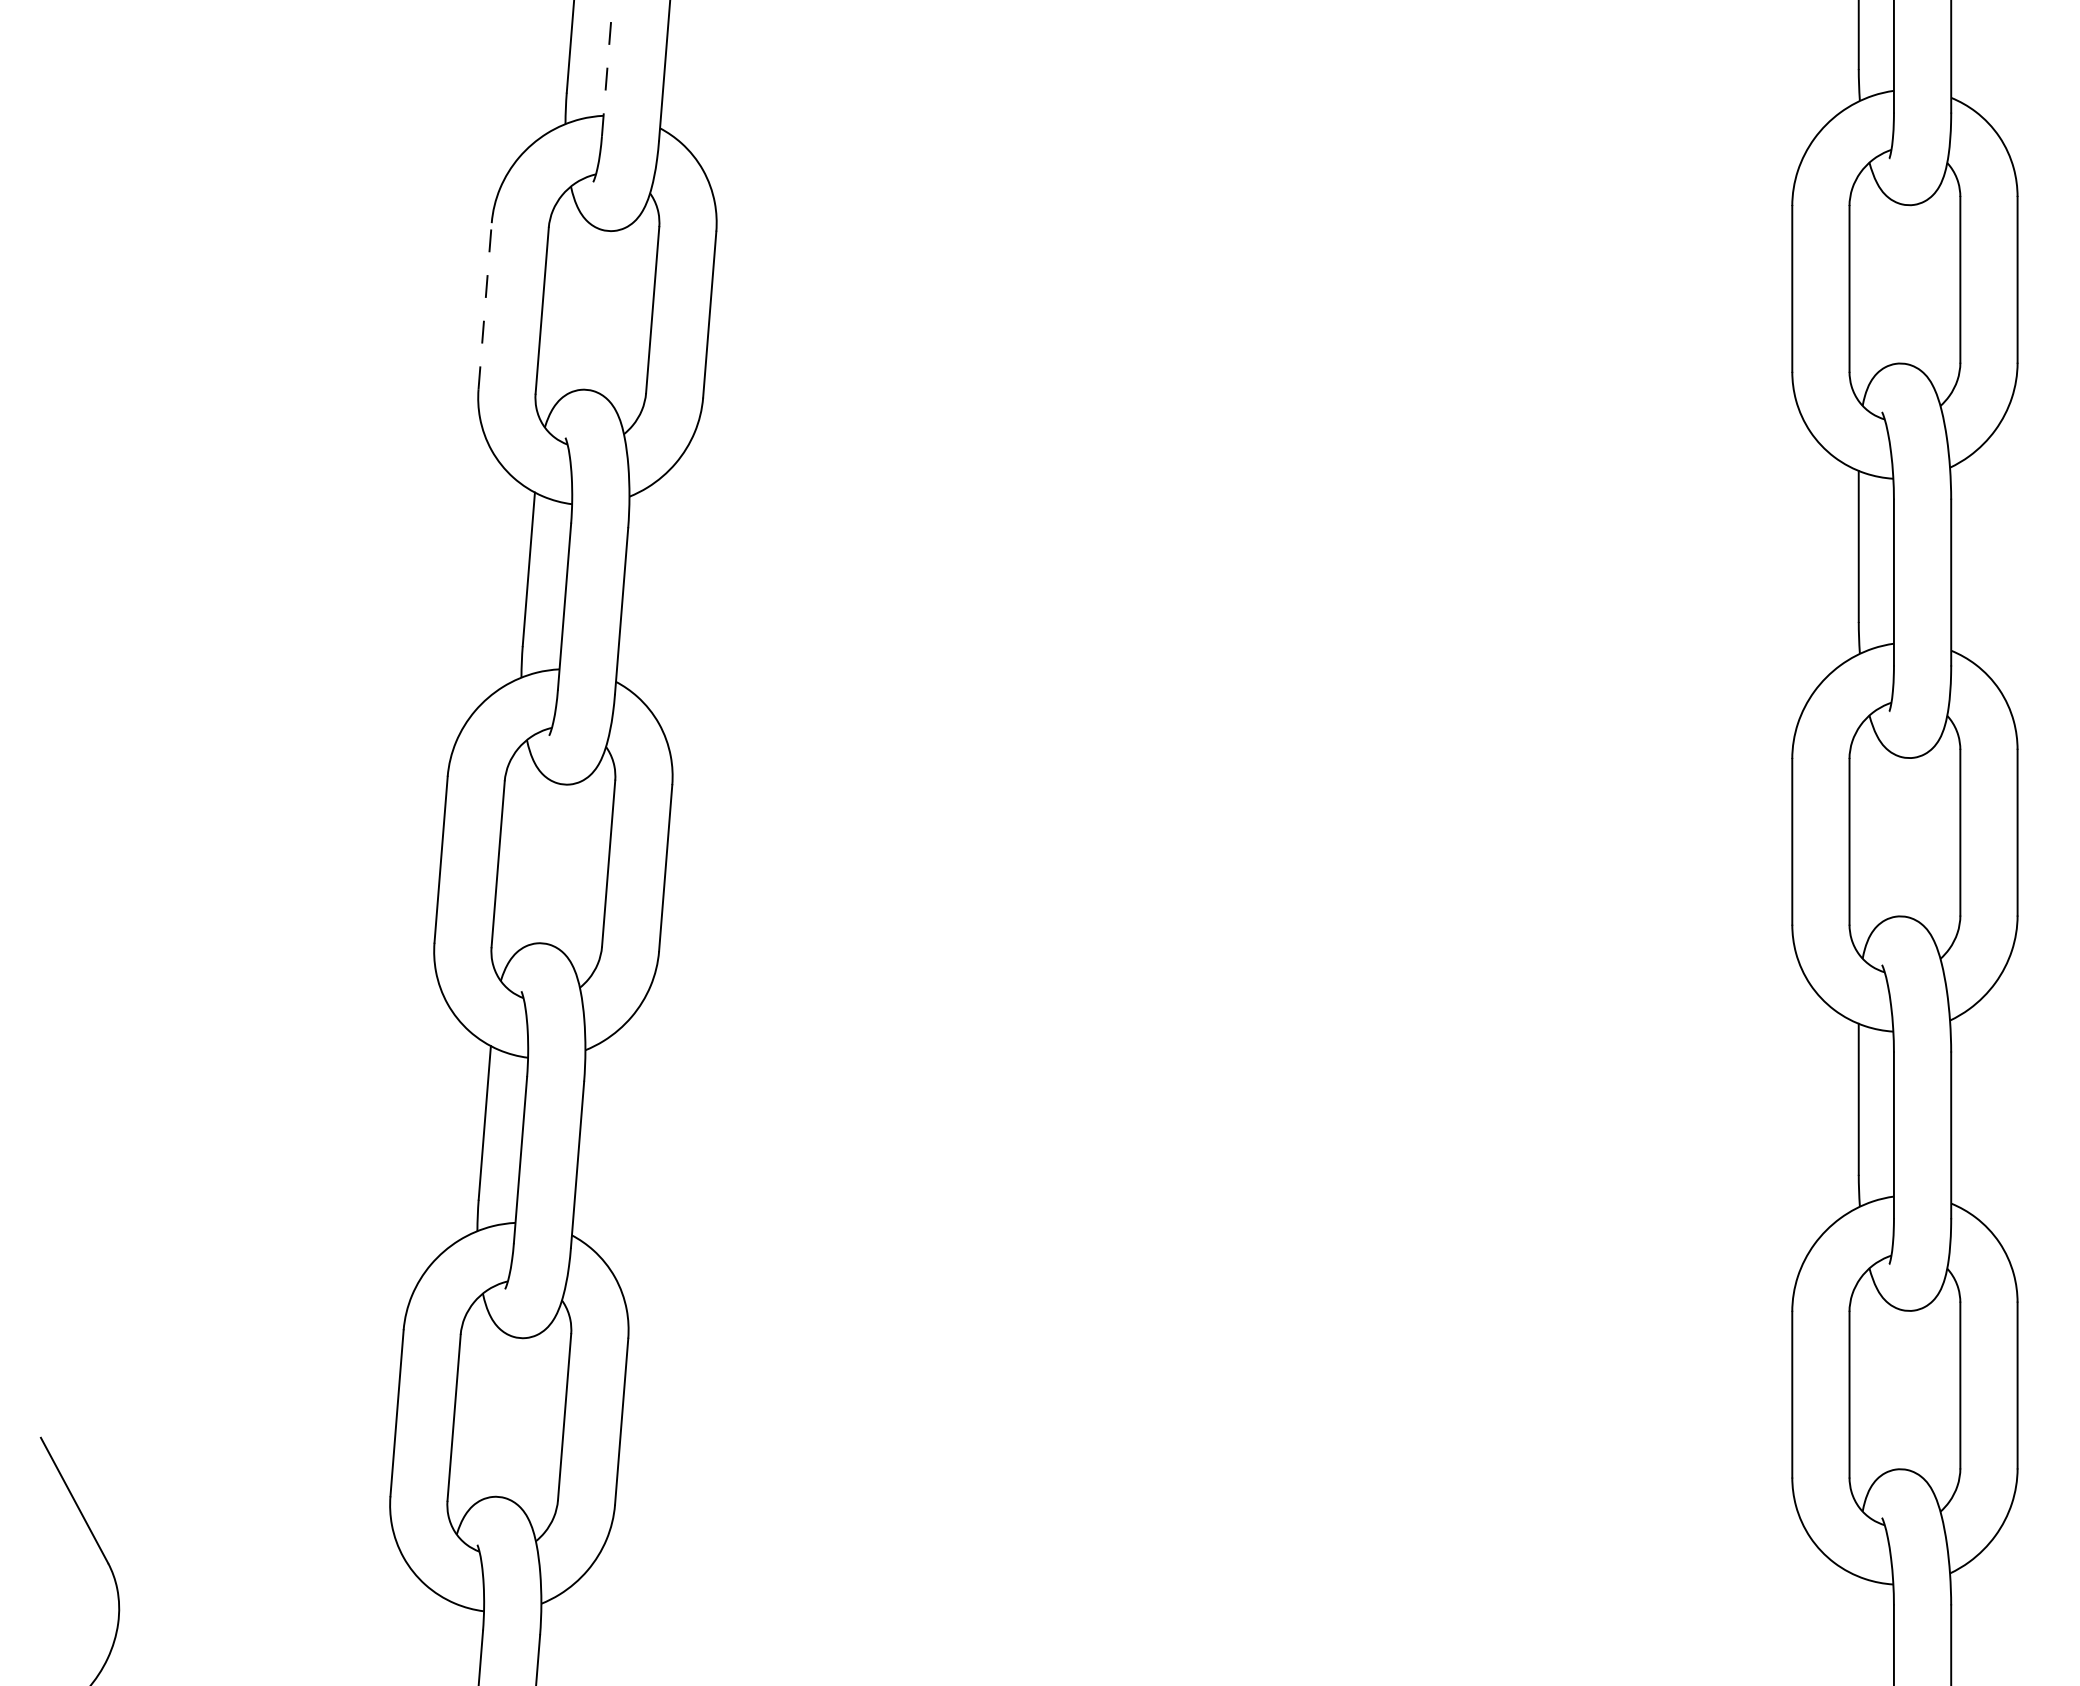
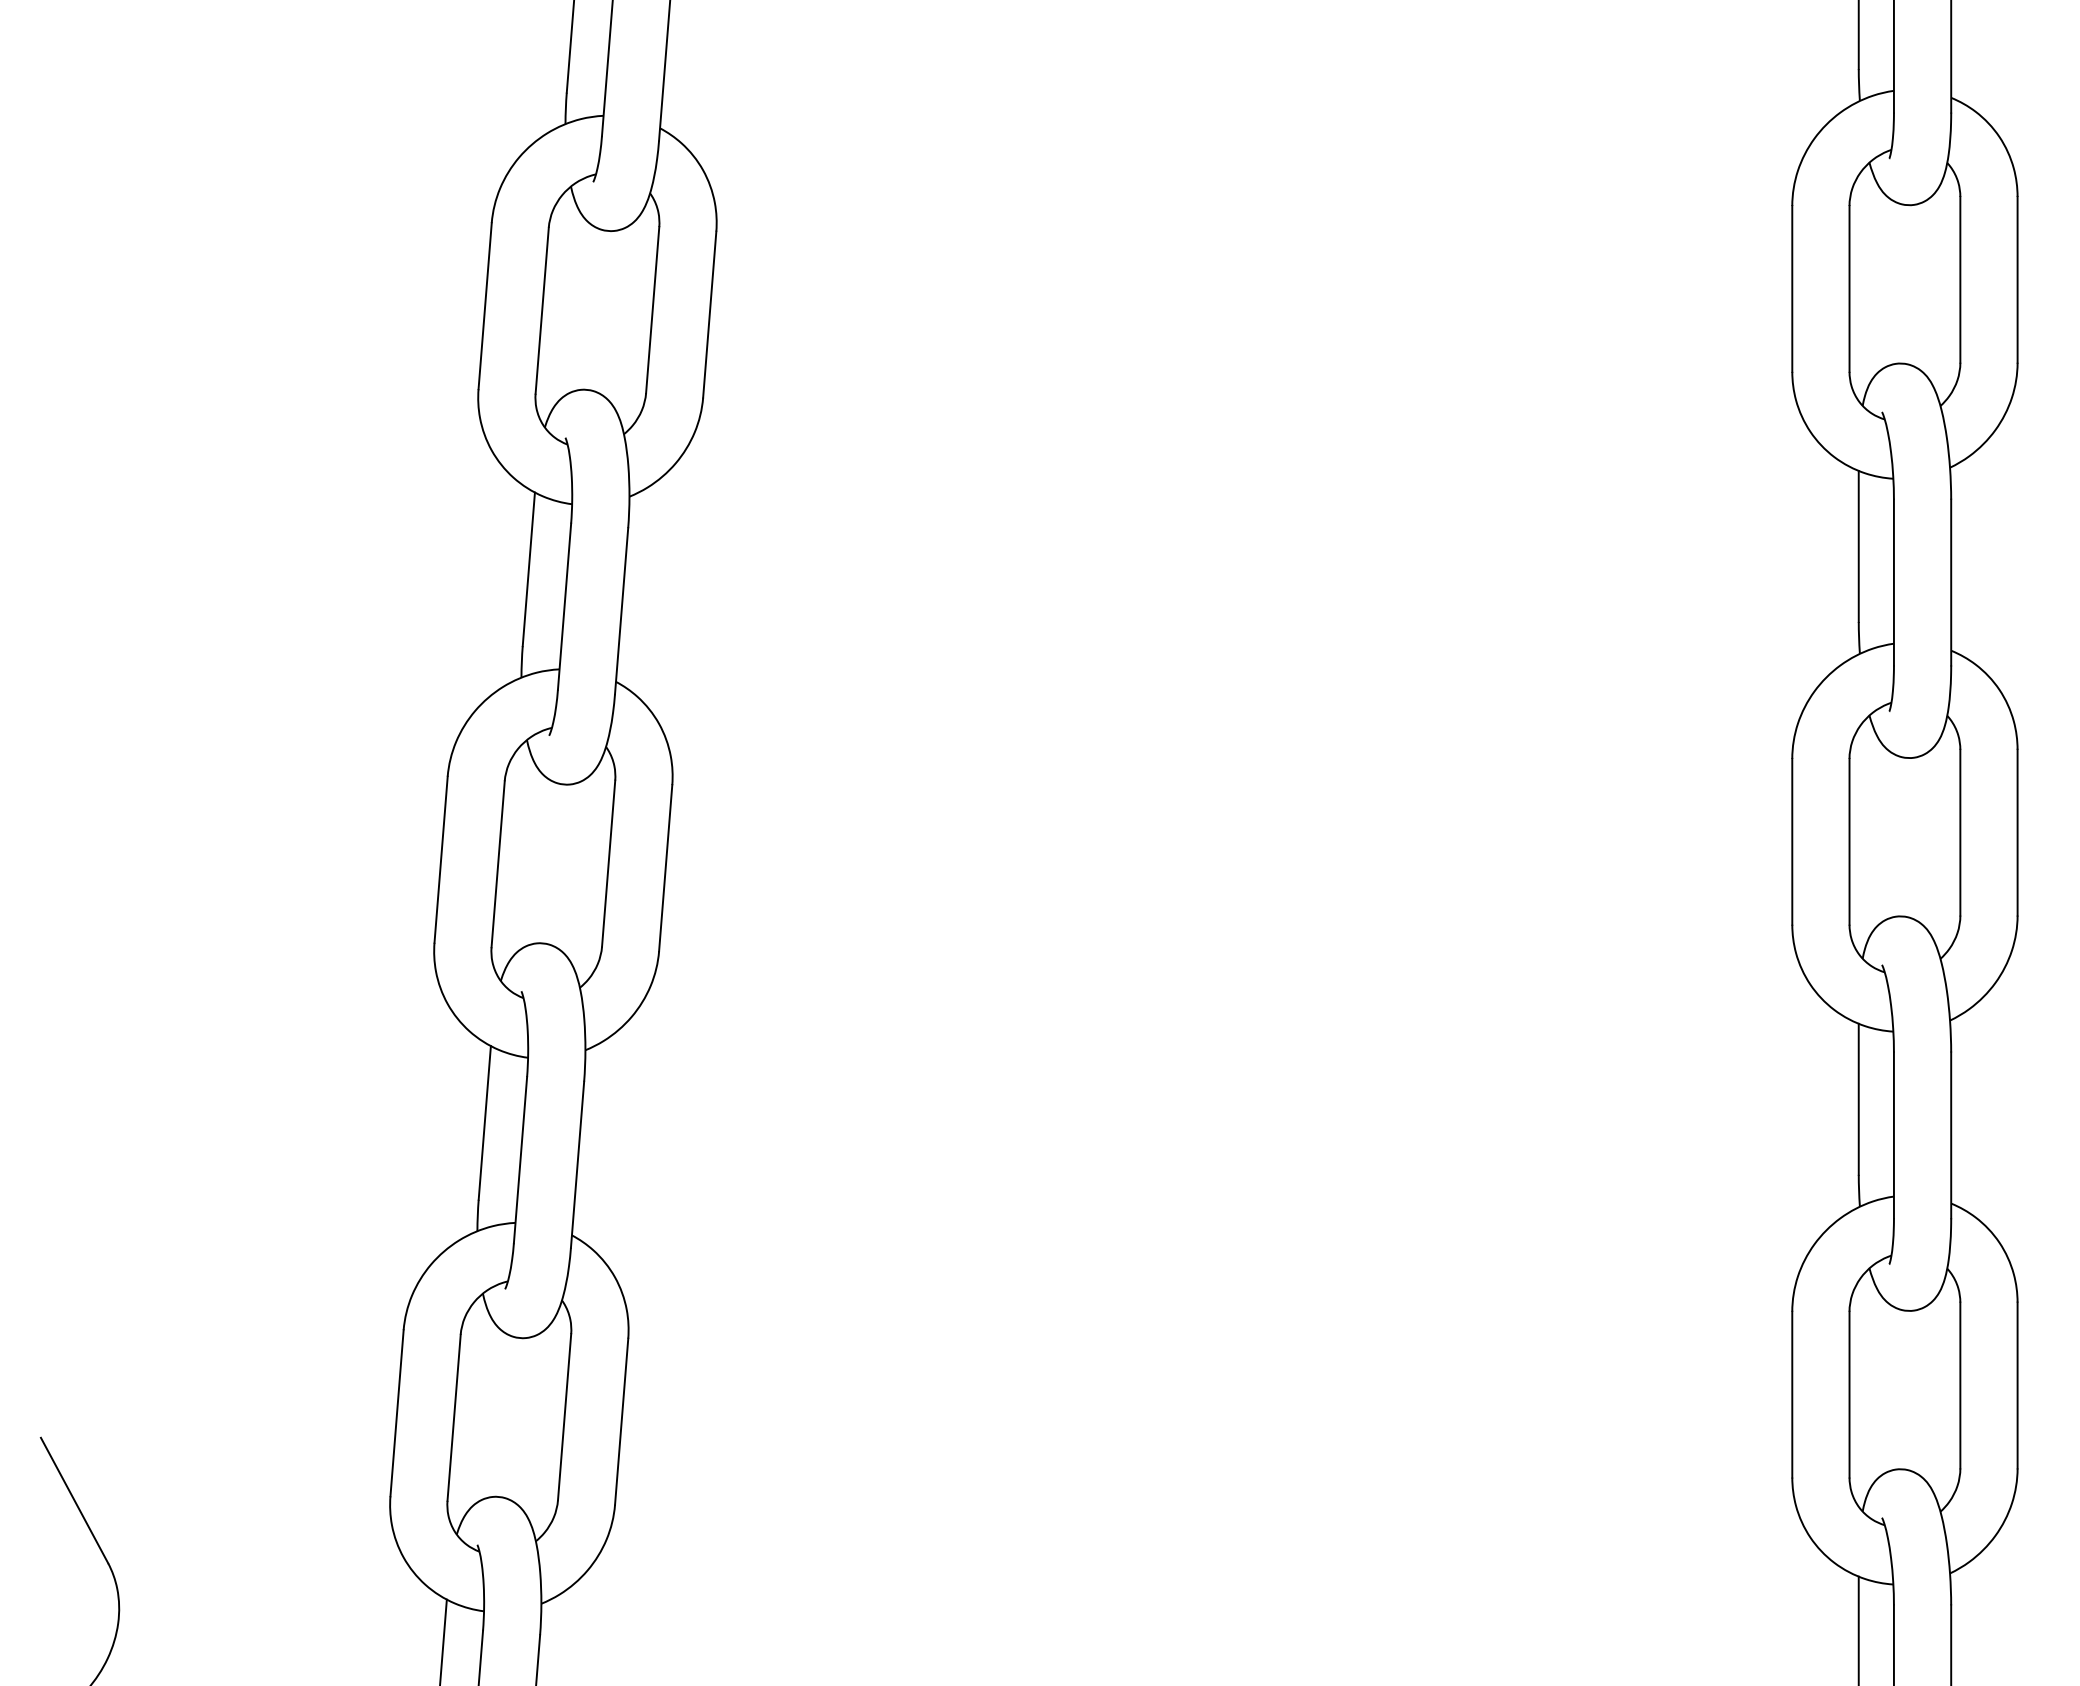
line: dashed -> solid (607, 68)
line: dashed -> solid (485, 305)
line: none -> present (1858, 1629)
line: none -> present (443, 1640)
